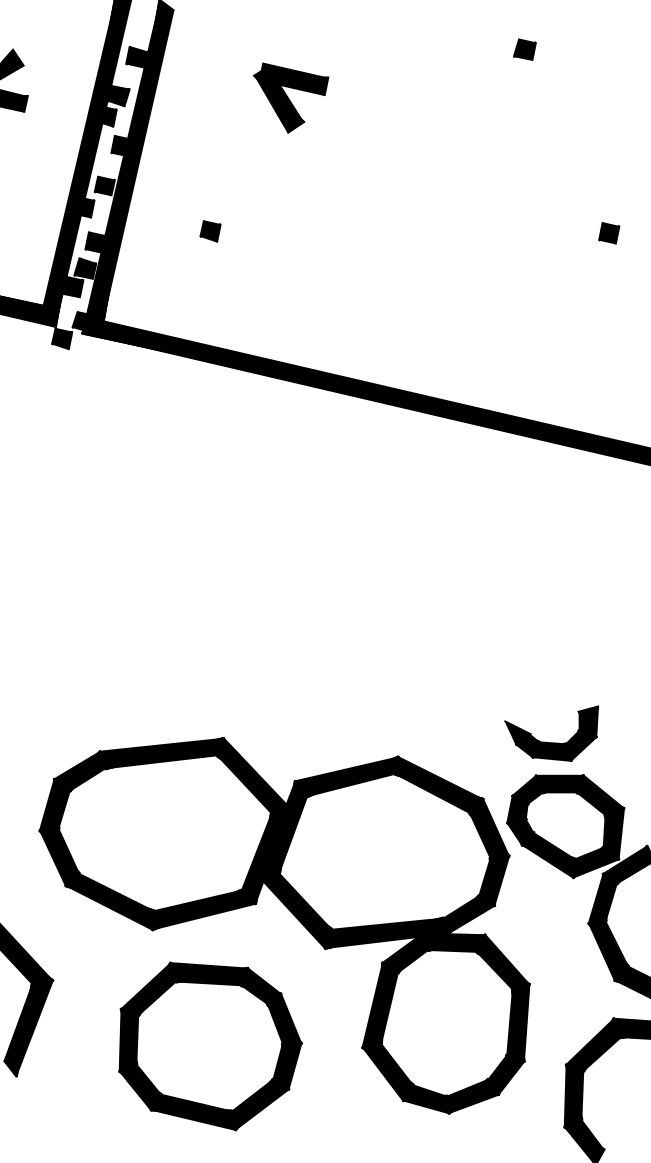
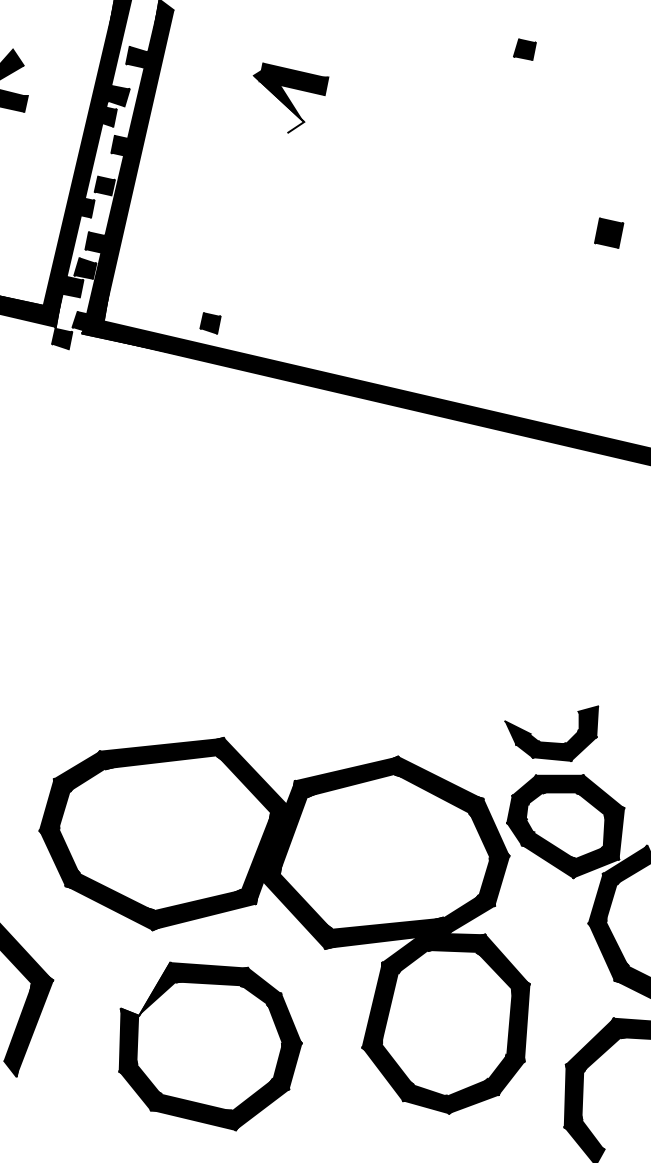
fill: present -> none (279, 104)
part position: (210, 231) -> (210, 323) (210, 323)
part size: 23x23 px -> 31x32 px (609, 232)
fill: present -> none (145, 988)
